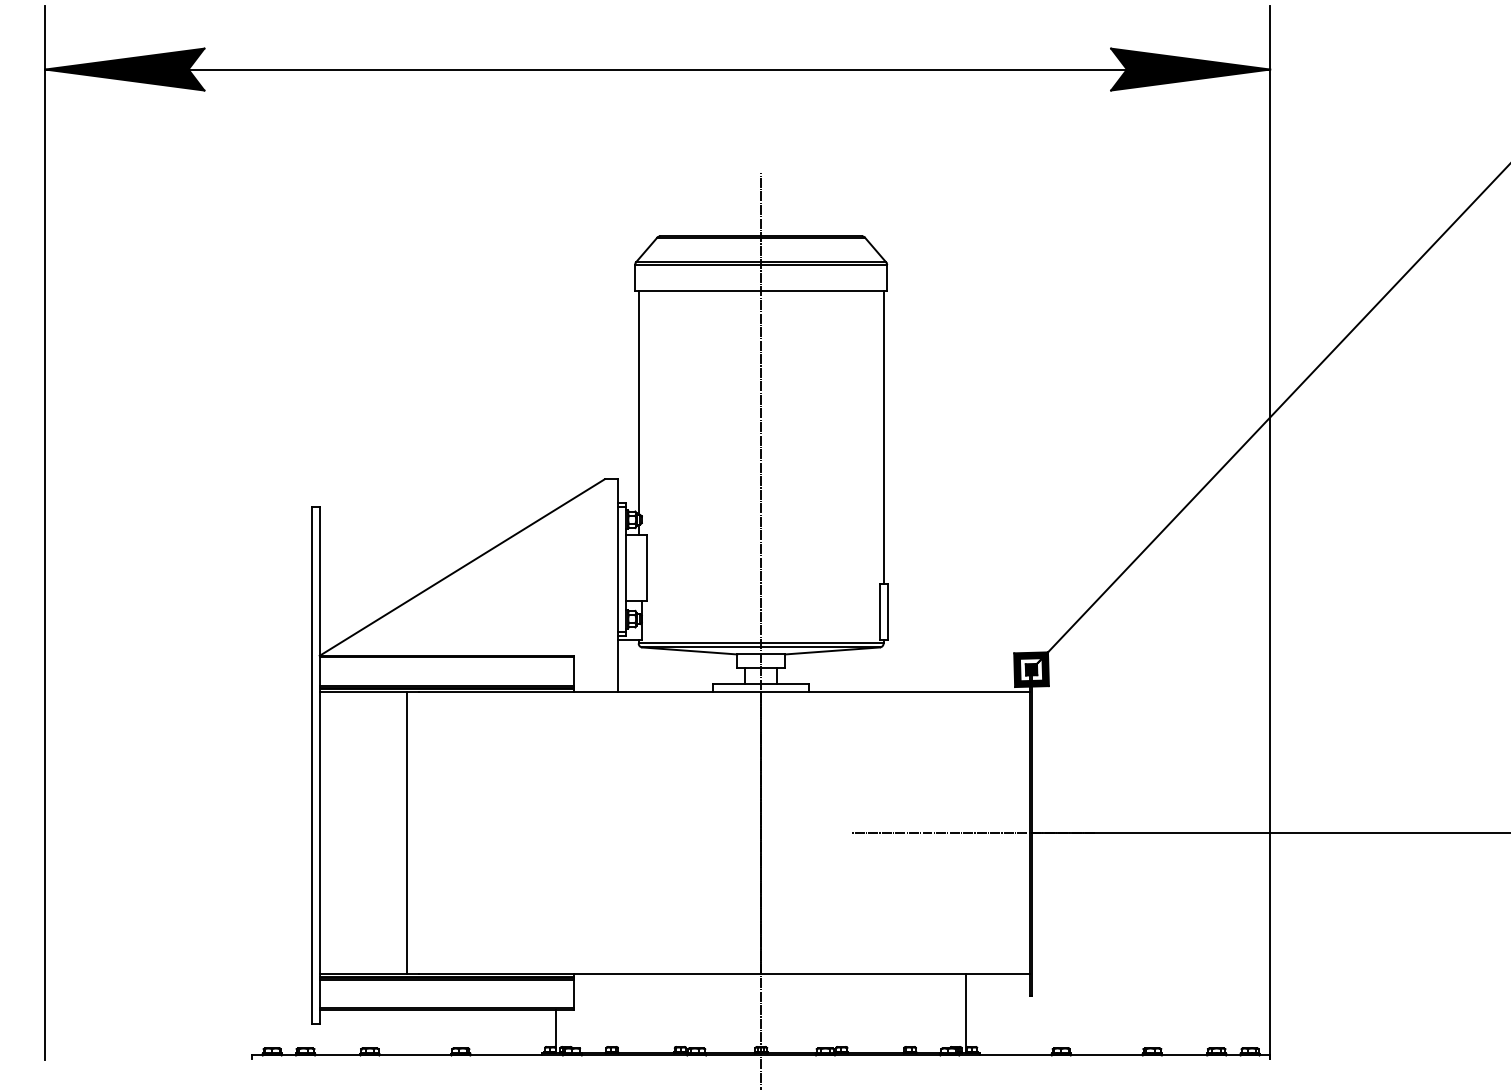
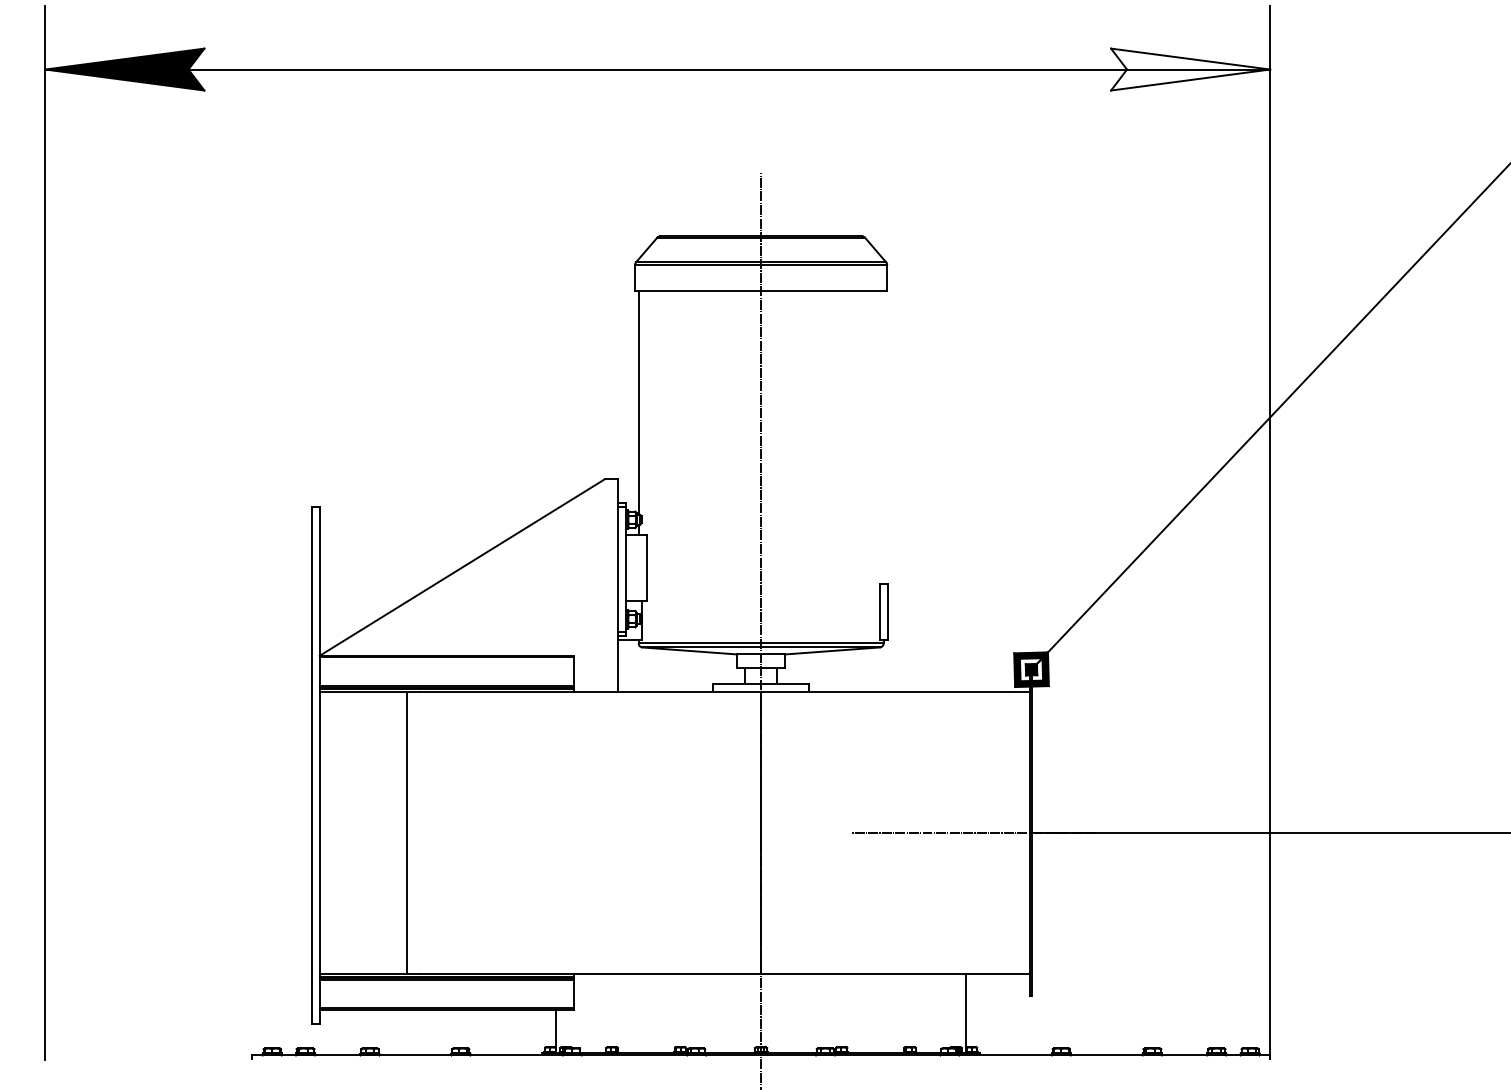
fill: present -> none (1190, 69)
line: present -> none (883, 436)
